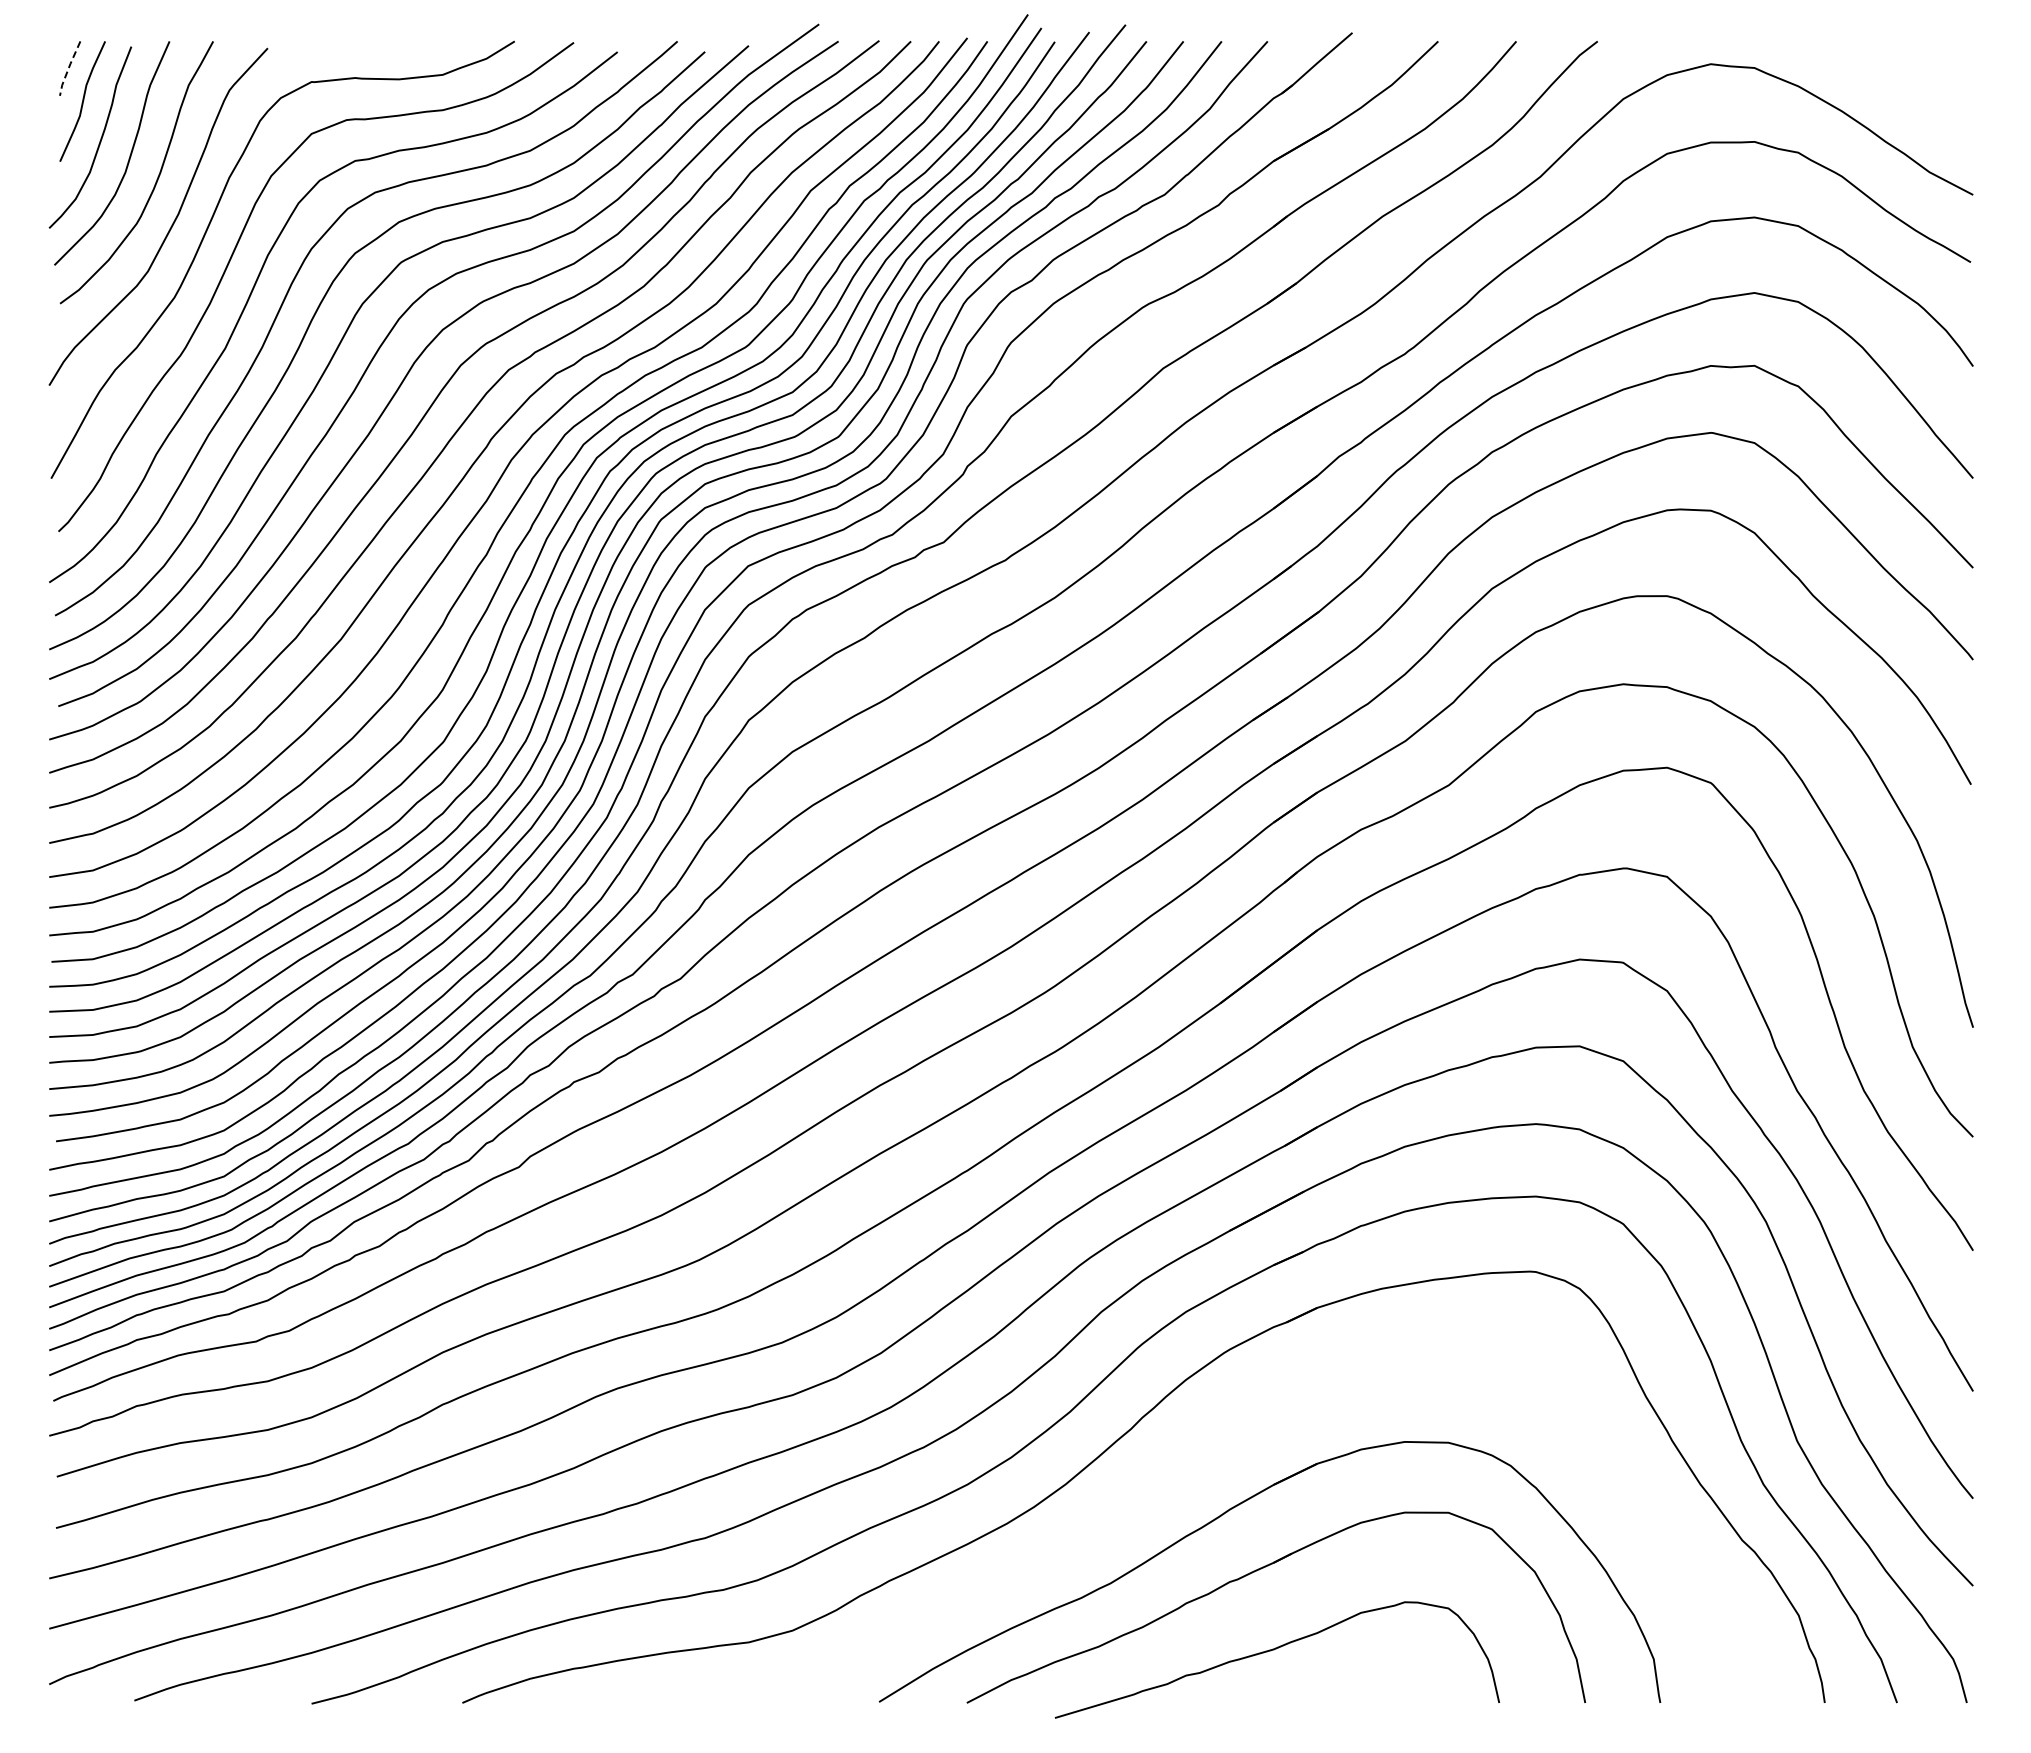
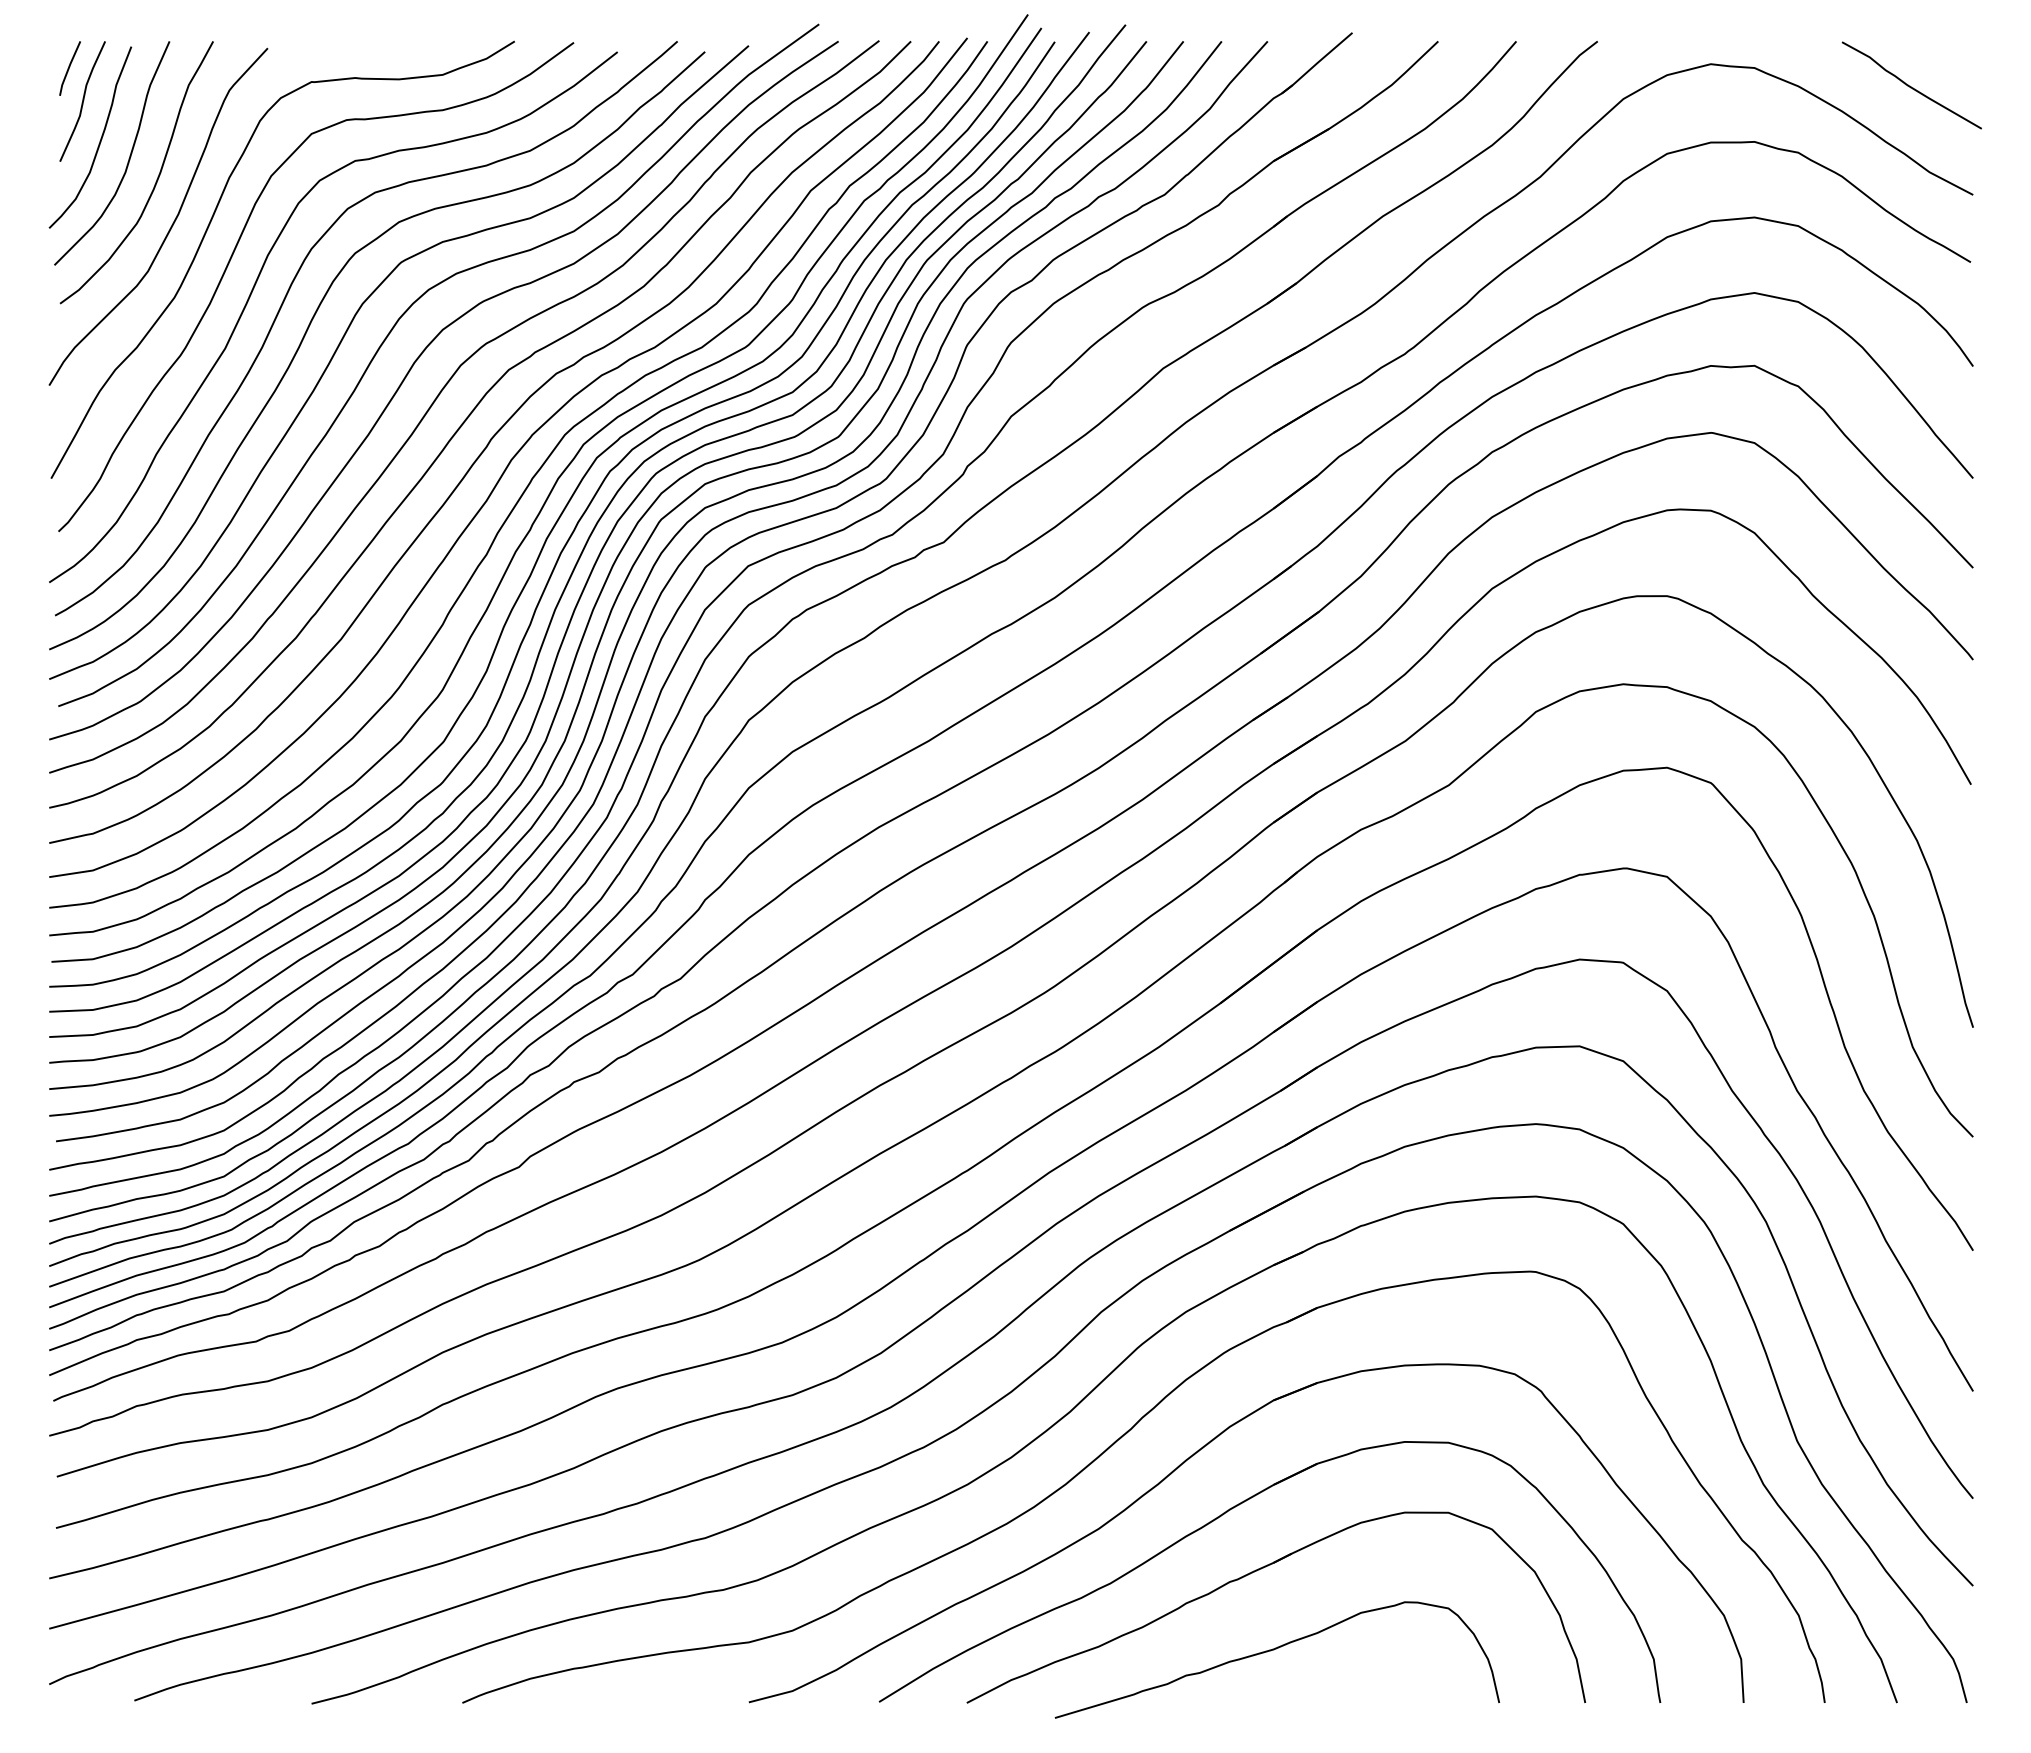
line: dashed -> solid (68, 68)
curve: none -> present (1911, 86)
part: none -> present (1189, 1459)
